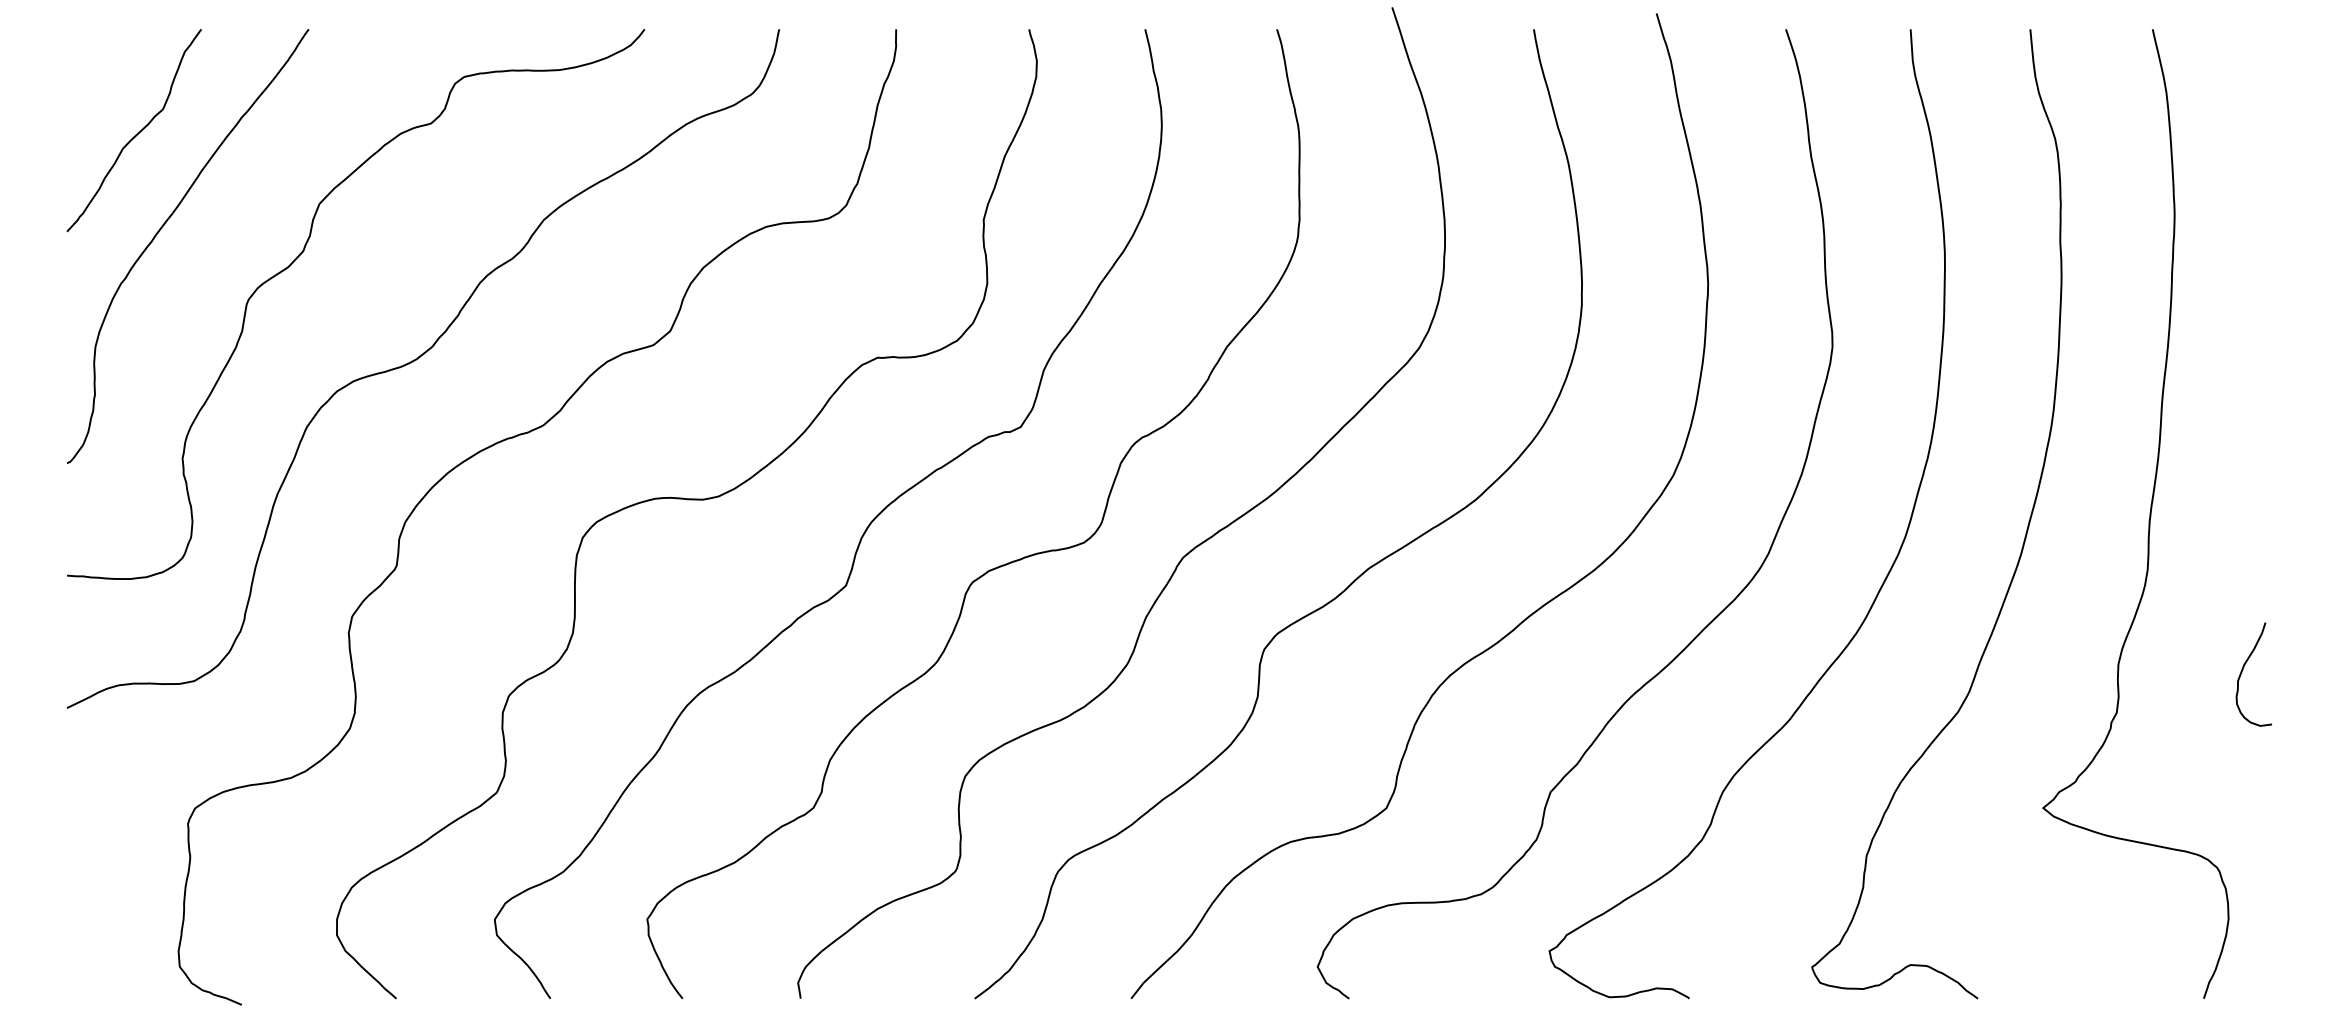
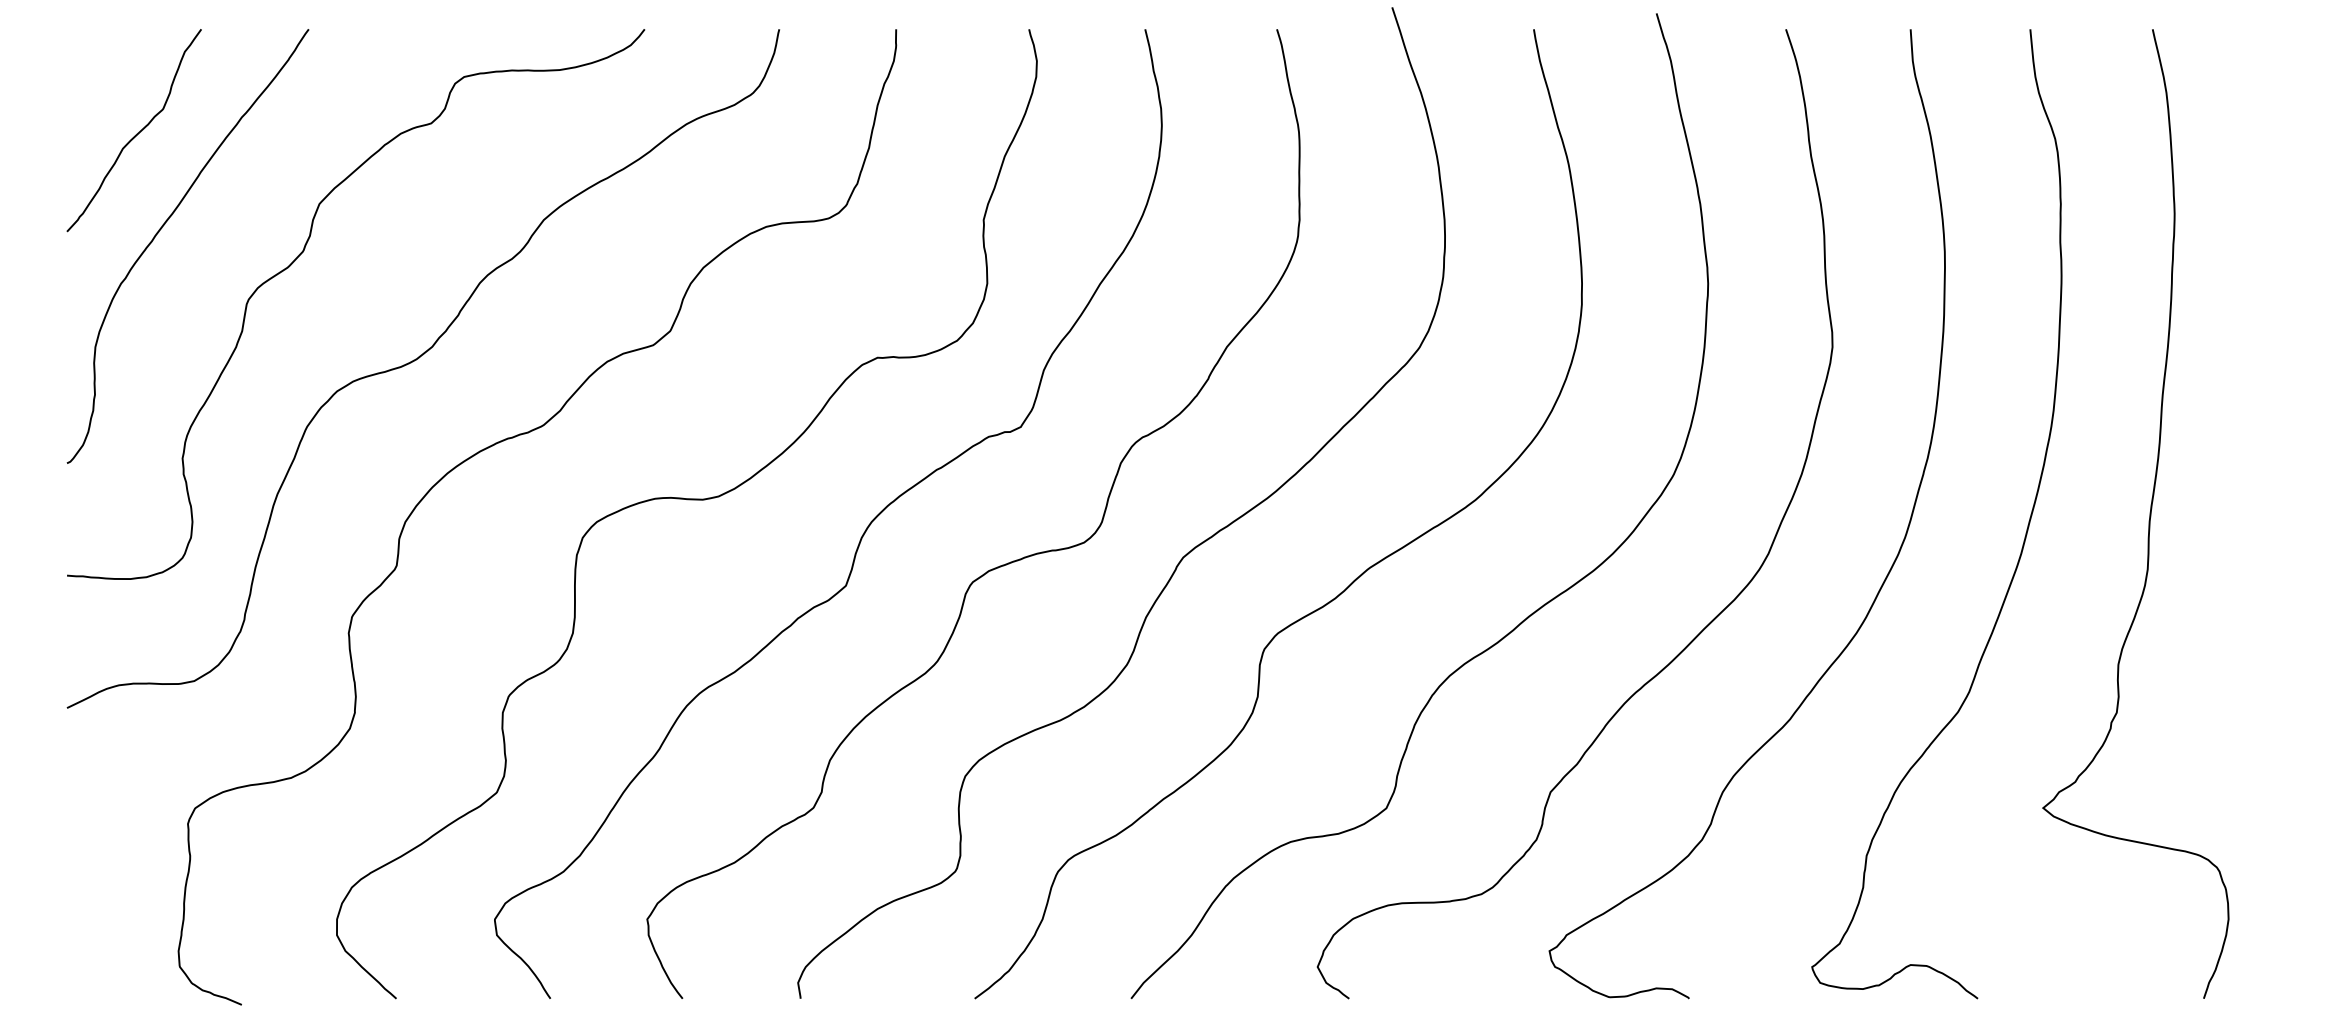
curve: present -> none (2243, 670)
